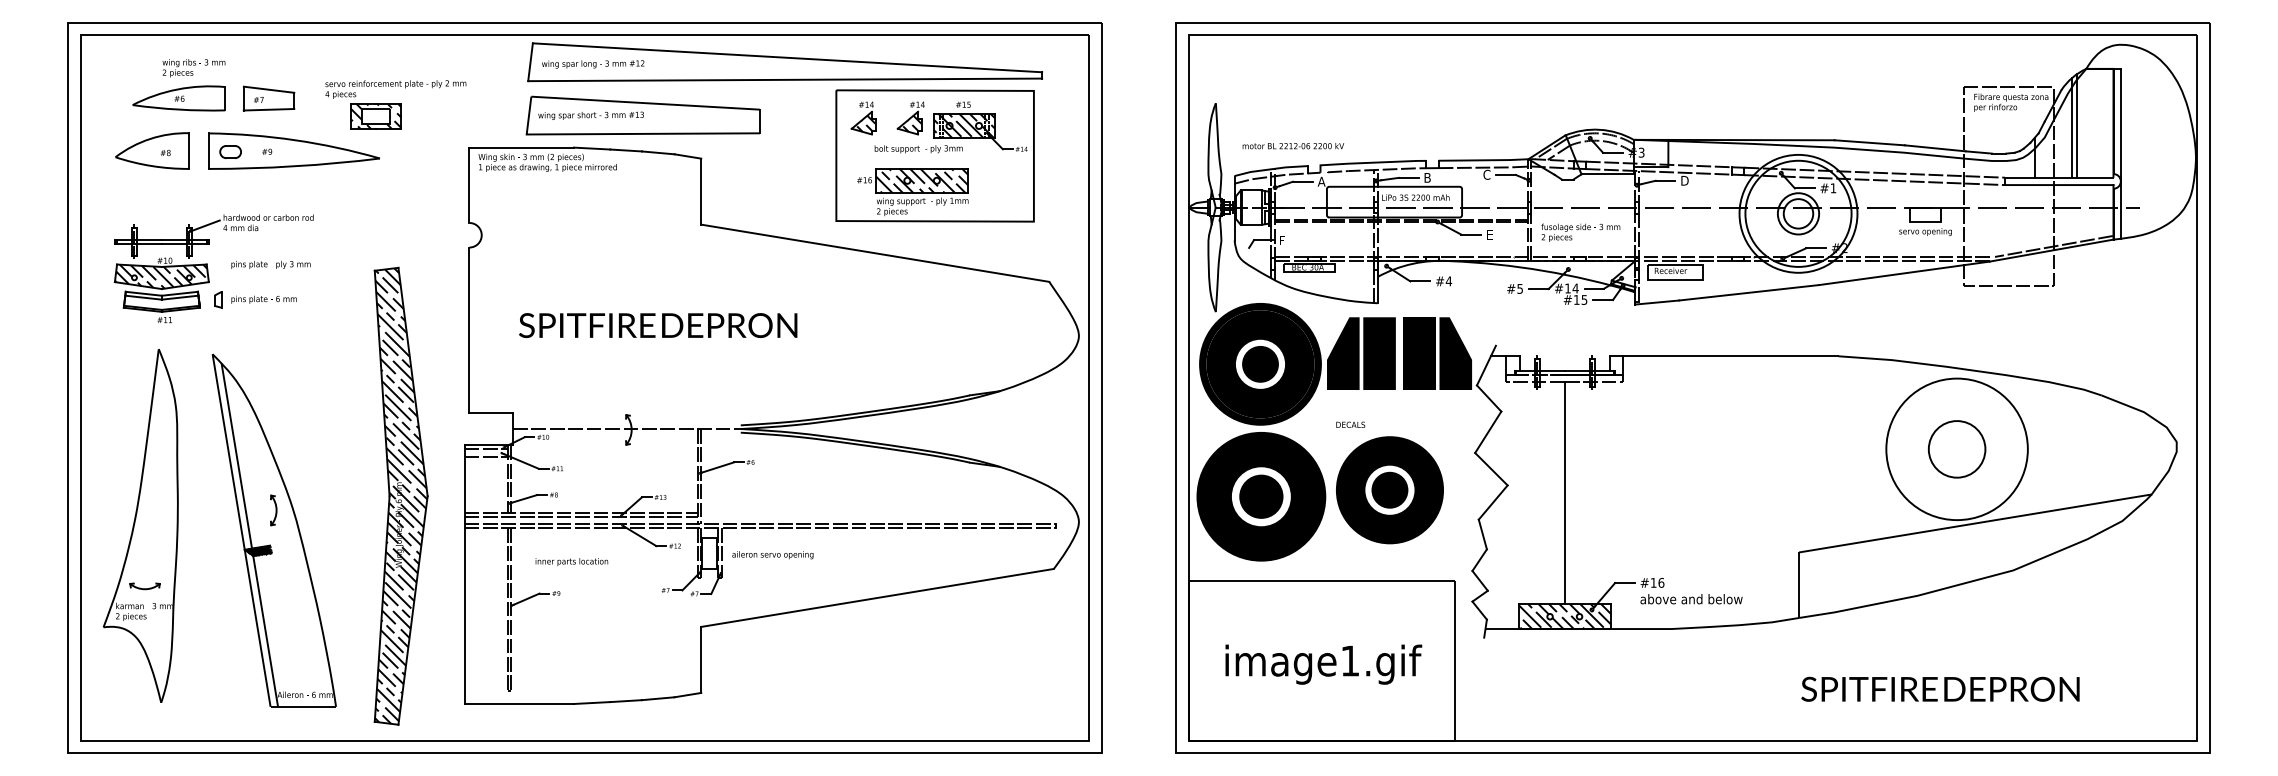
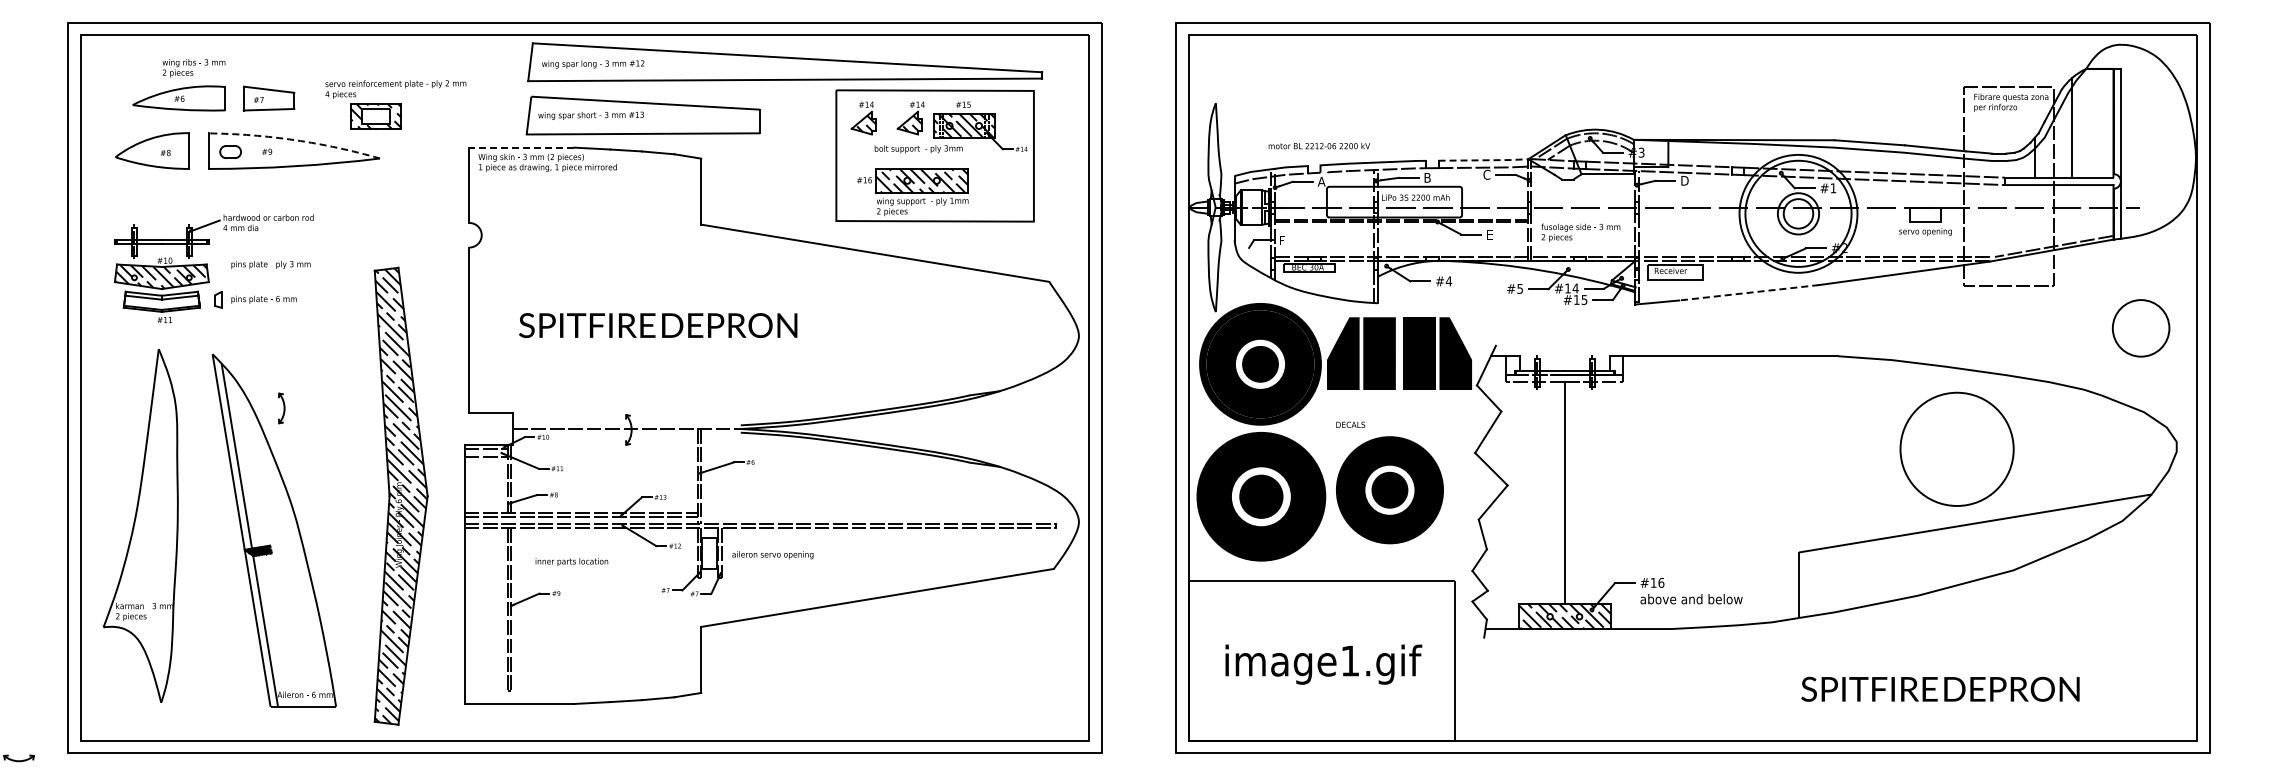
line: present -> none (2076, 125)
arc: solid -> dashed (295, 140)
text position: (1293, 146) -> (1319, 146) (1319, 146)
line: solid -> dashed (521, 147)
line: solid -> dashed (1485, 160)
line: solid -> dashed (1748, 292)
circle diameter: 142 px -> 113 px (1956, 448)
circle position: (1956, 449) -> (2140, 328) (2140, 328)
part position: (273, 510) -> (281, 408) (281, 408)
part position: (144, 586) -> (18, 758) (18, 758)
